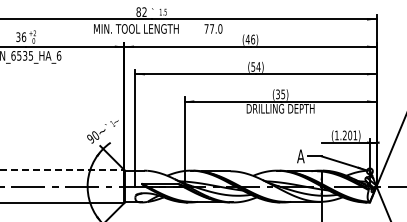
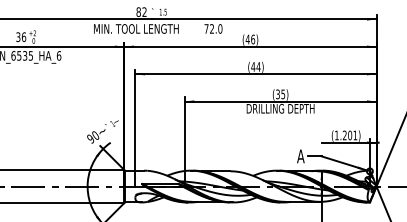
text: 77.0 -> 72.0 (212, 28)
text: (54) -> (44) (253, 66)
line: dashed -> solid (62, 170)
